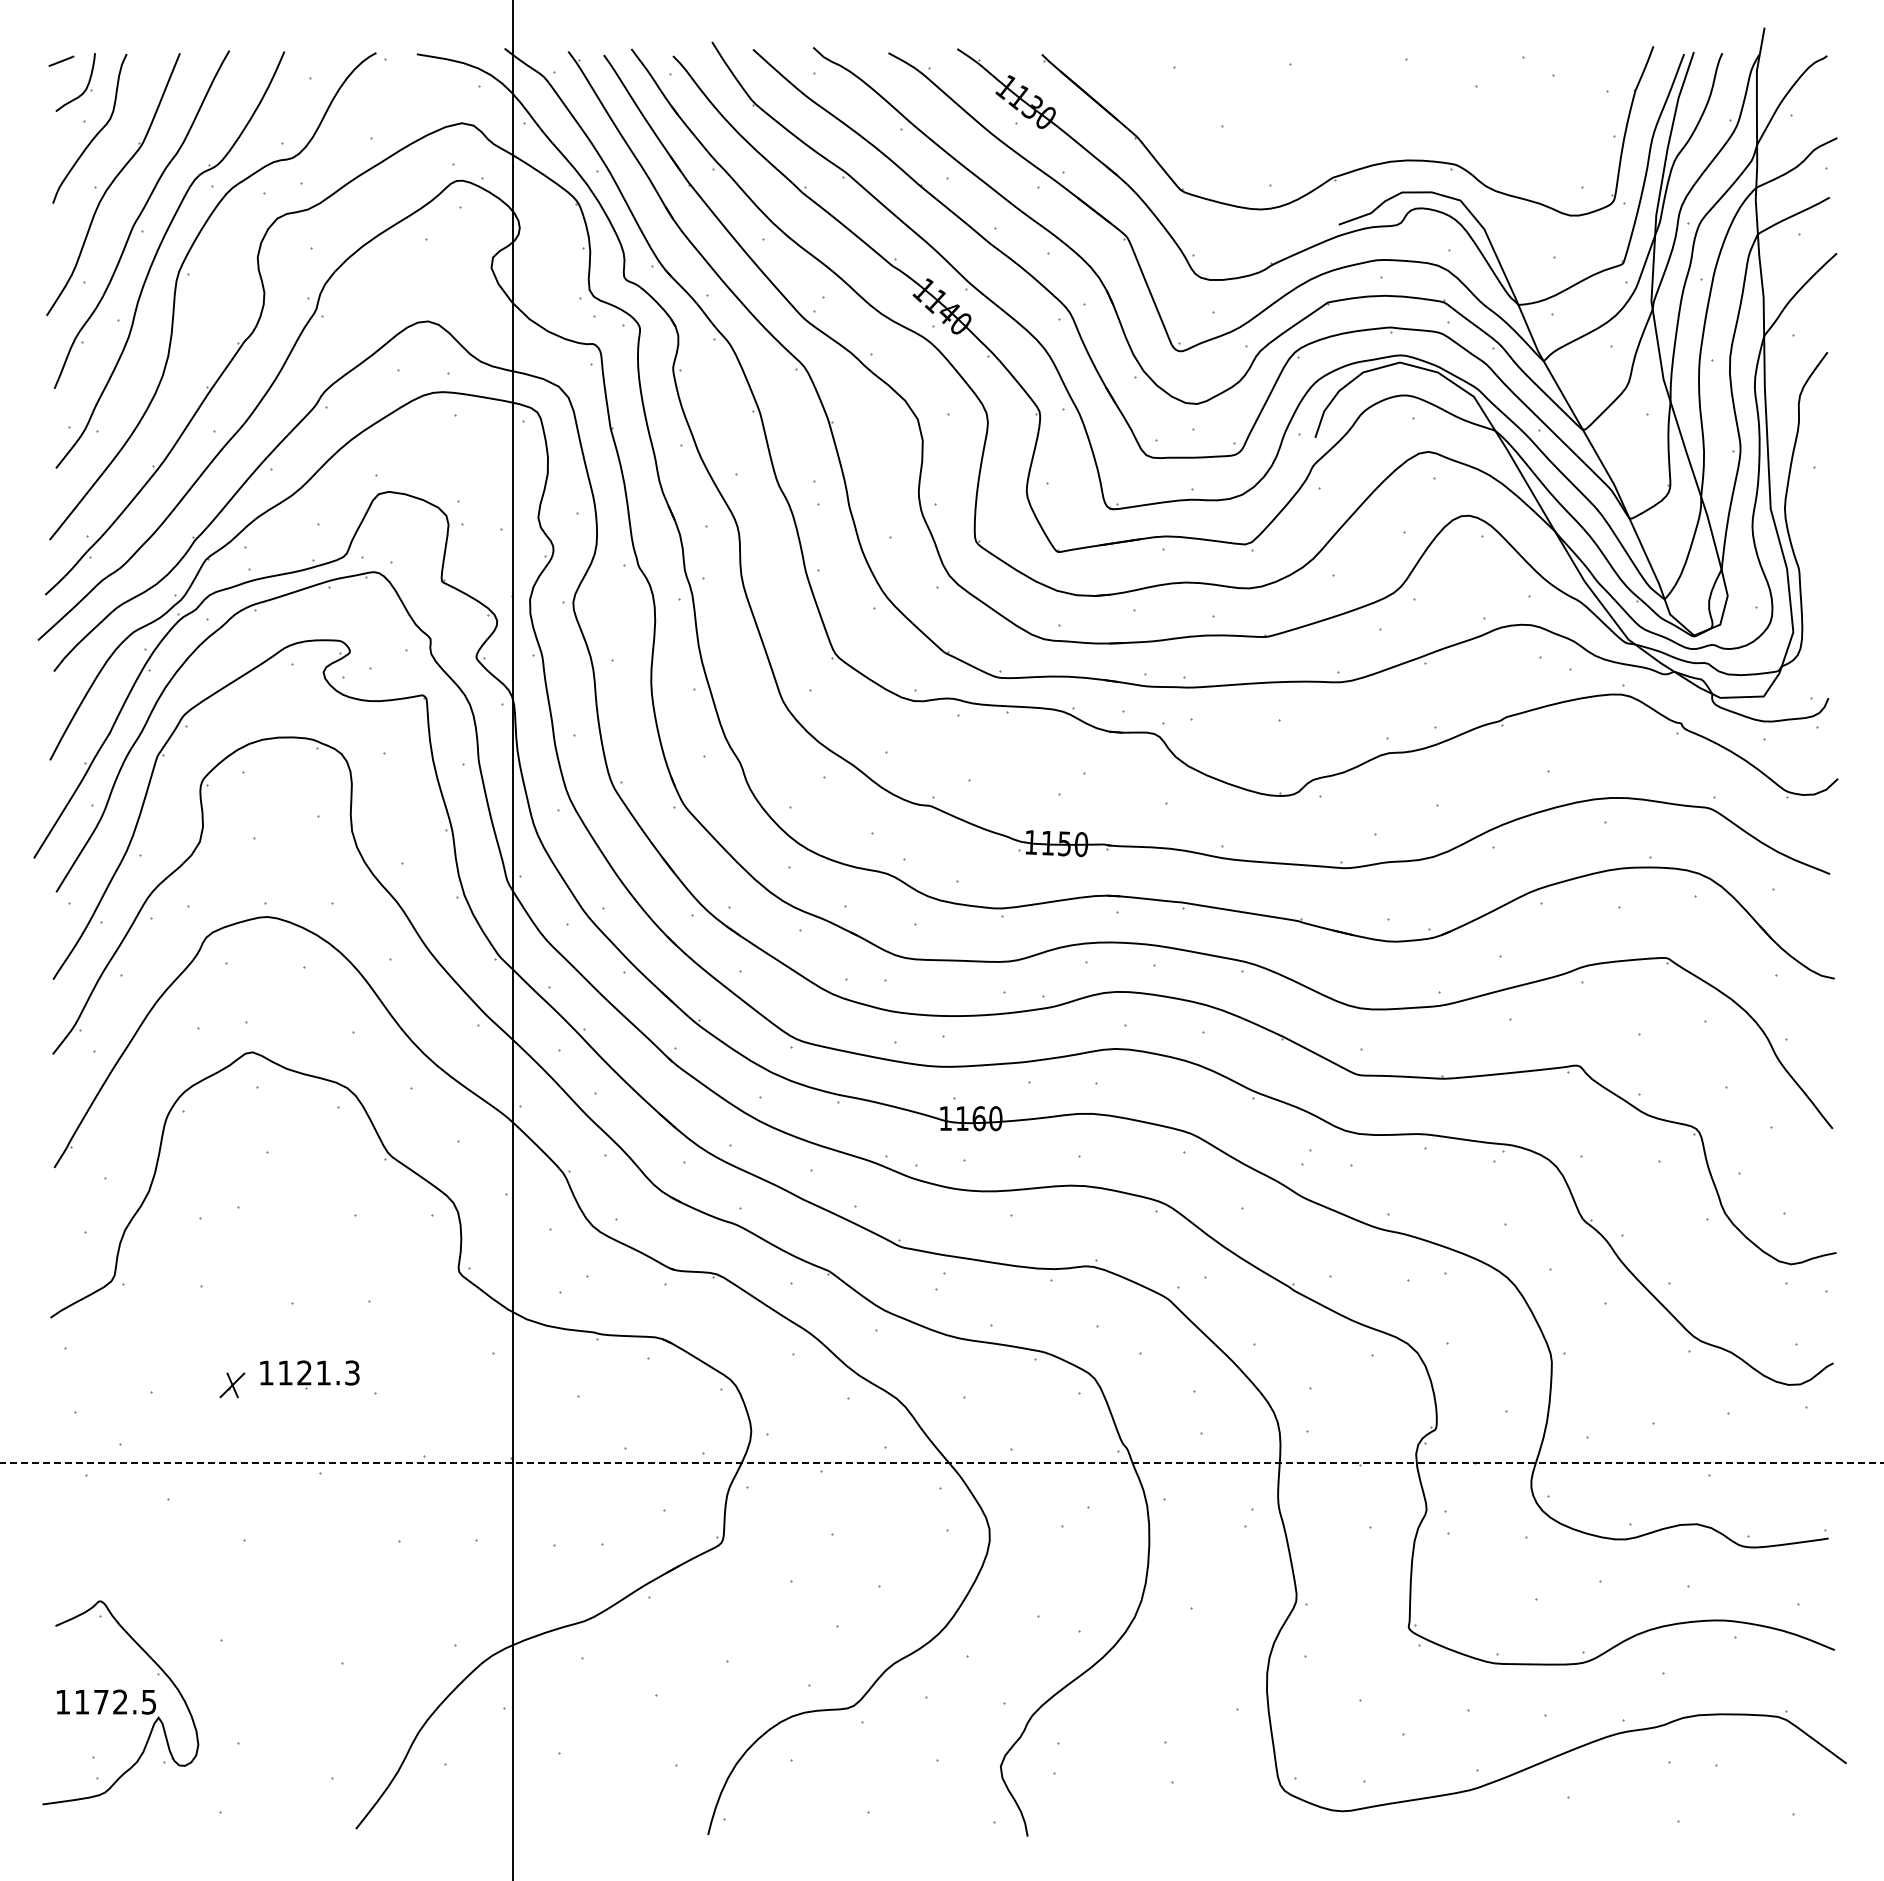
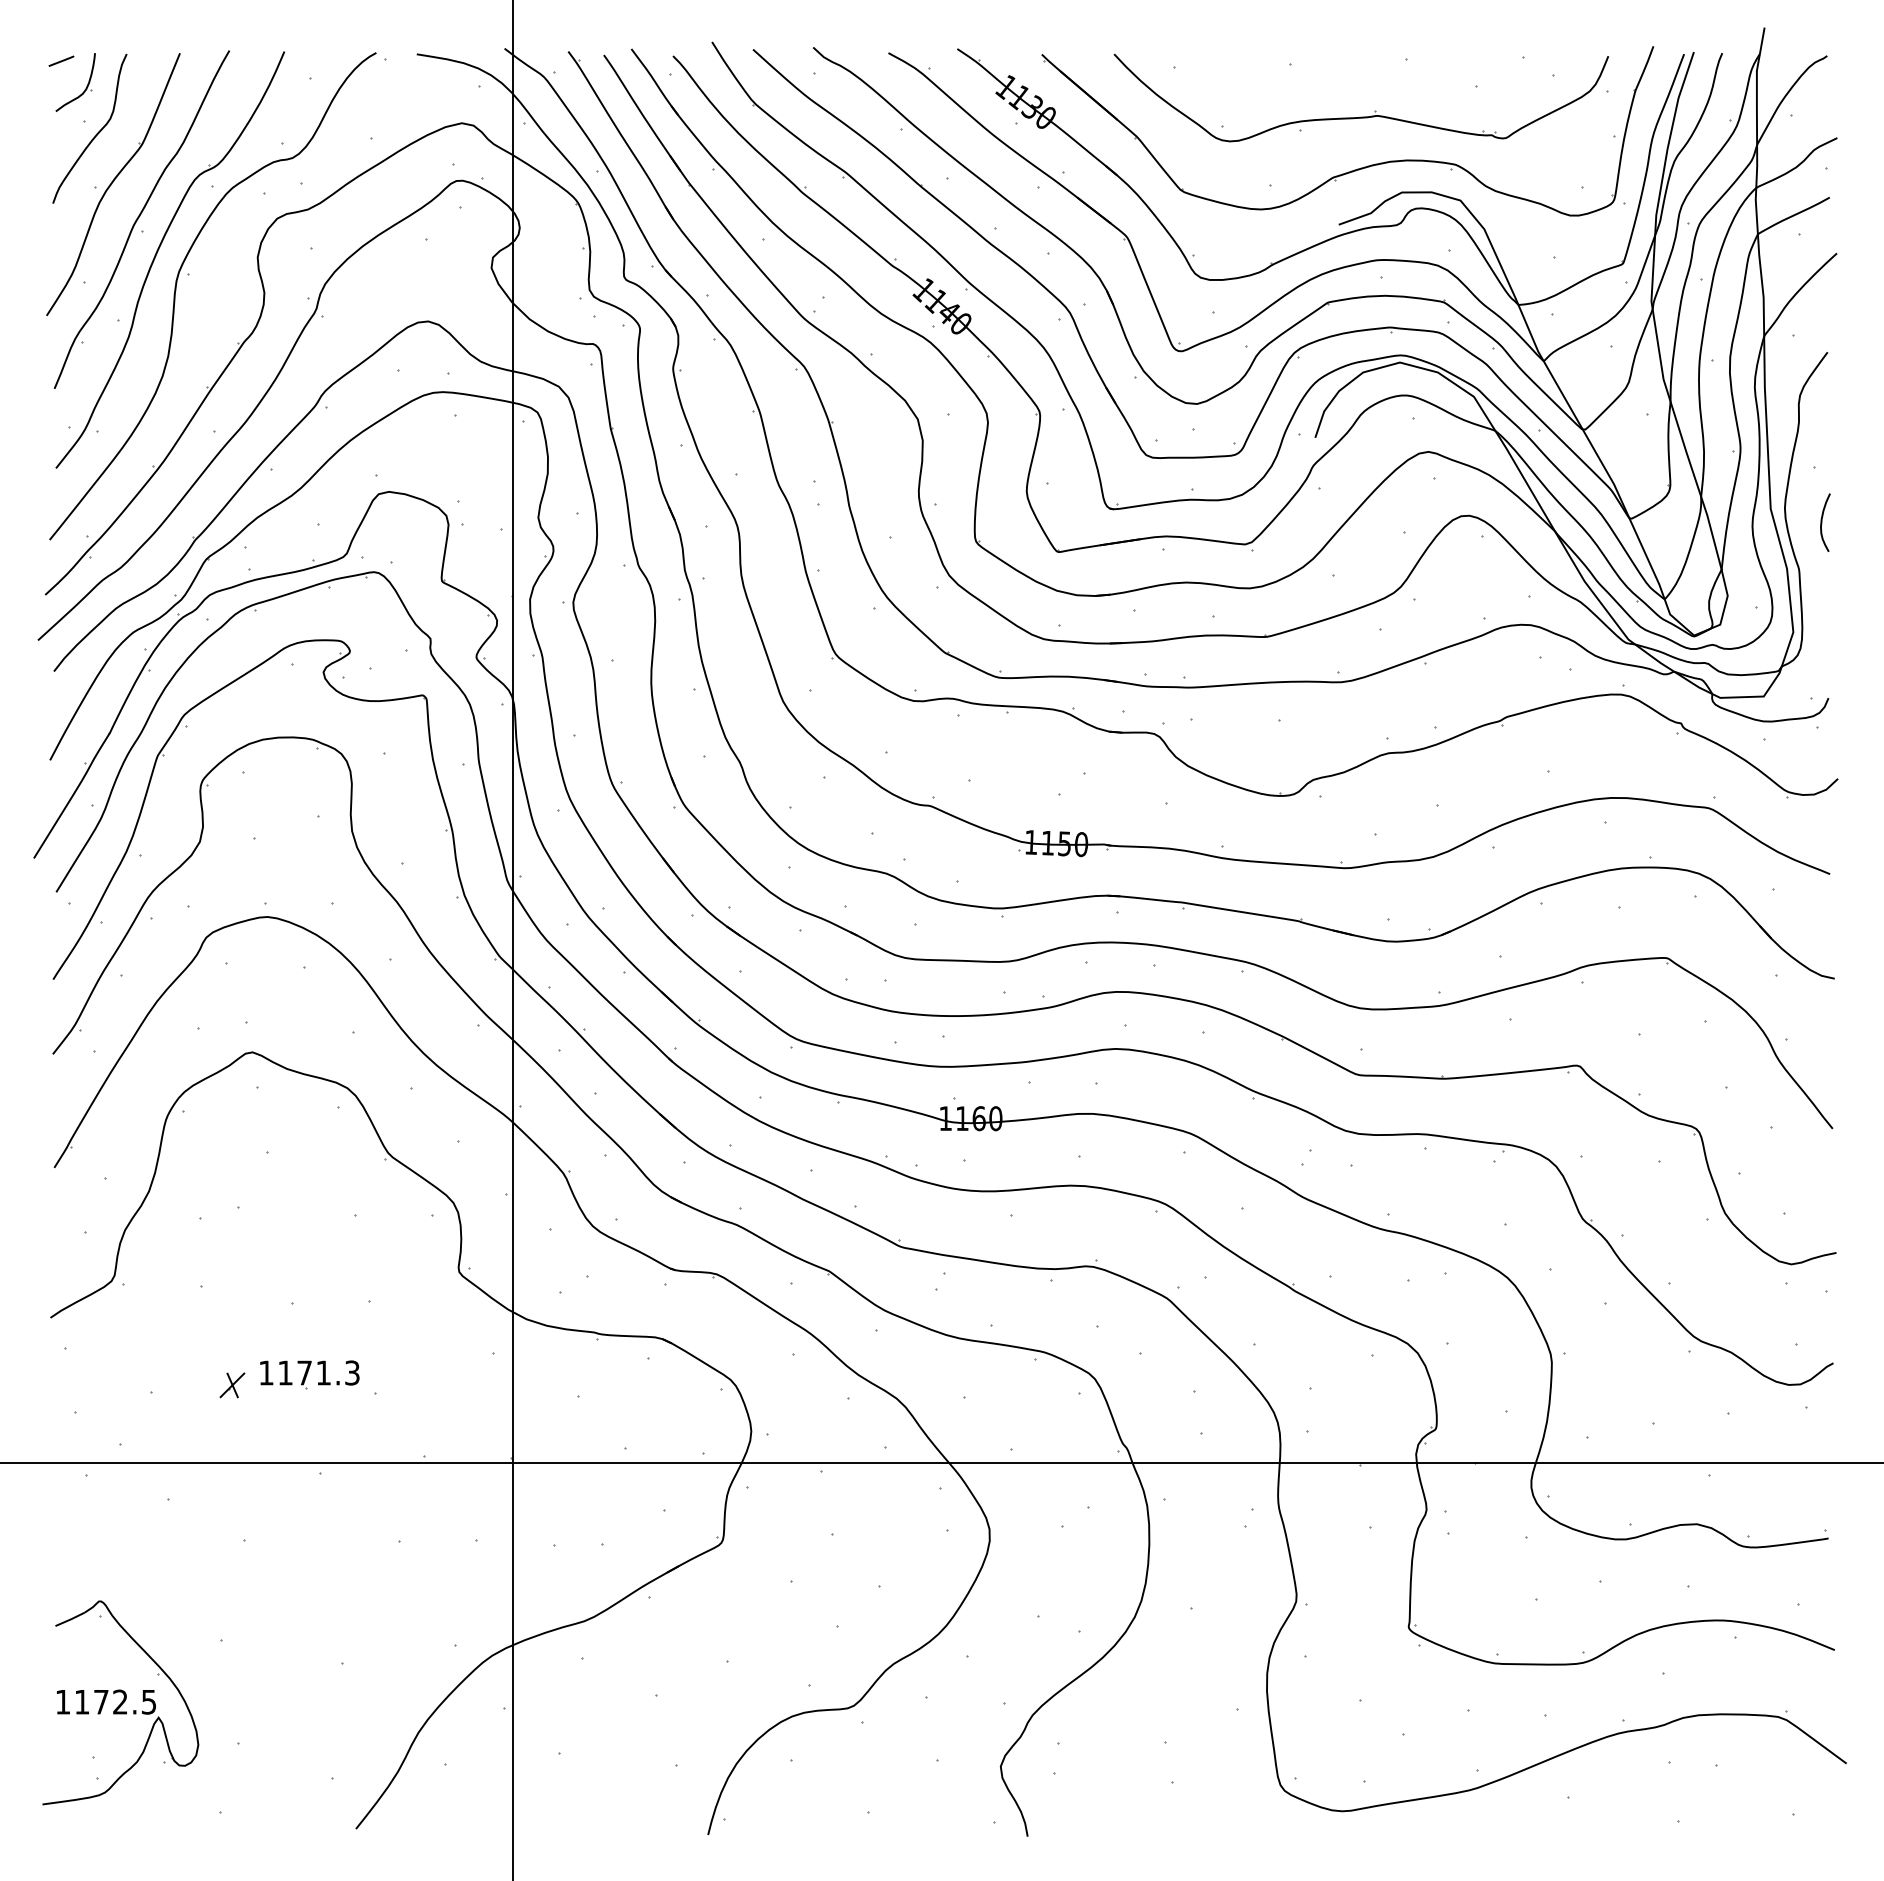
part: none -> present (1361, 116)
curve: none -> present (1822, 522)
text: 1121.3 -> 1171.3 (304, 1372)
line: dashed -> solid (942, 1462)
